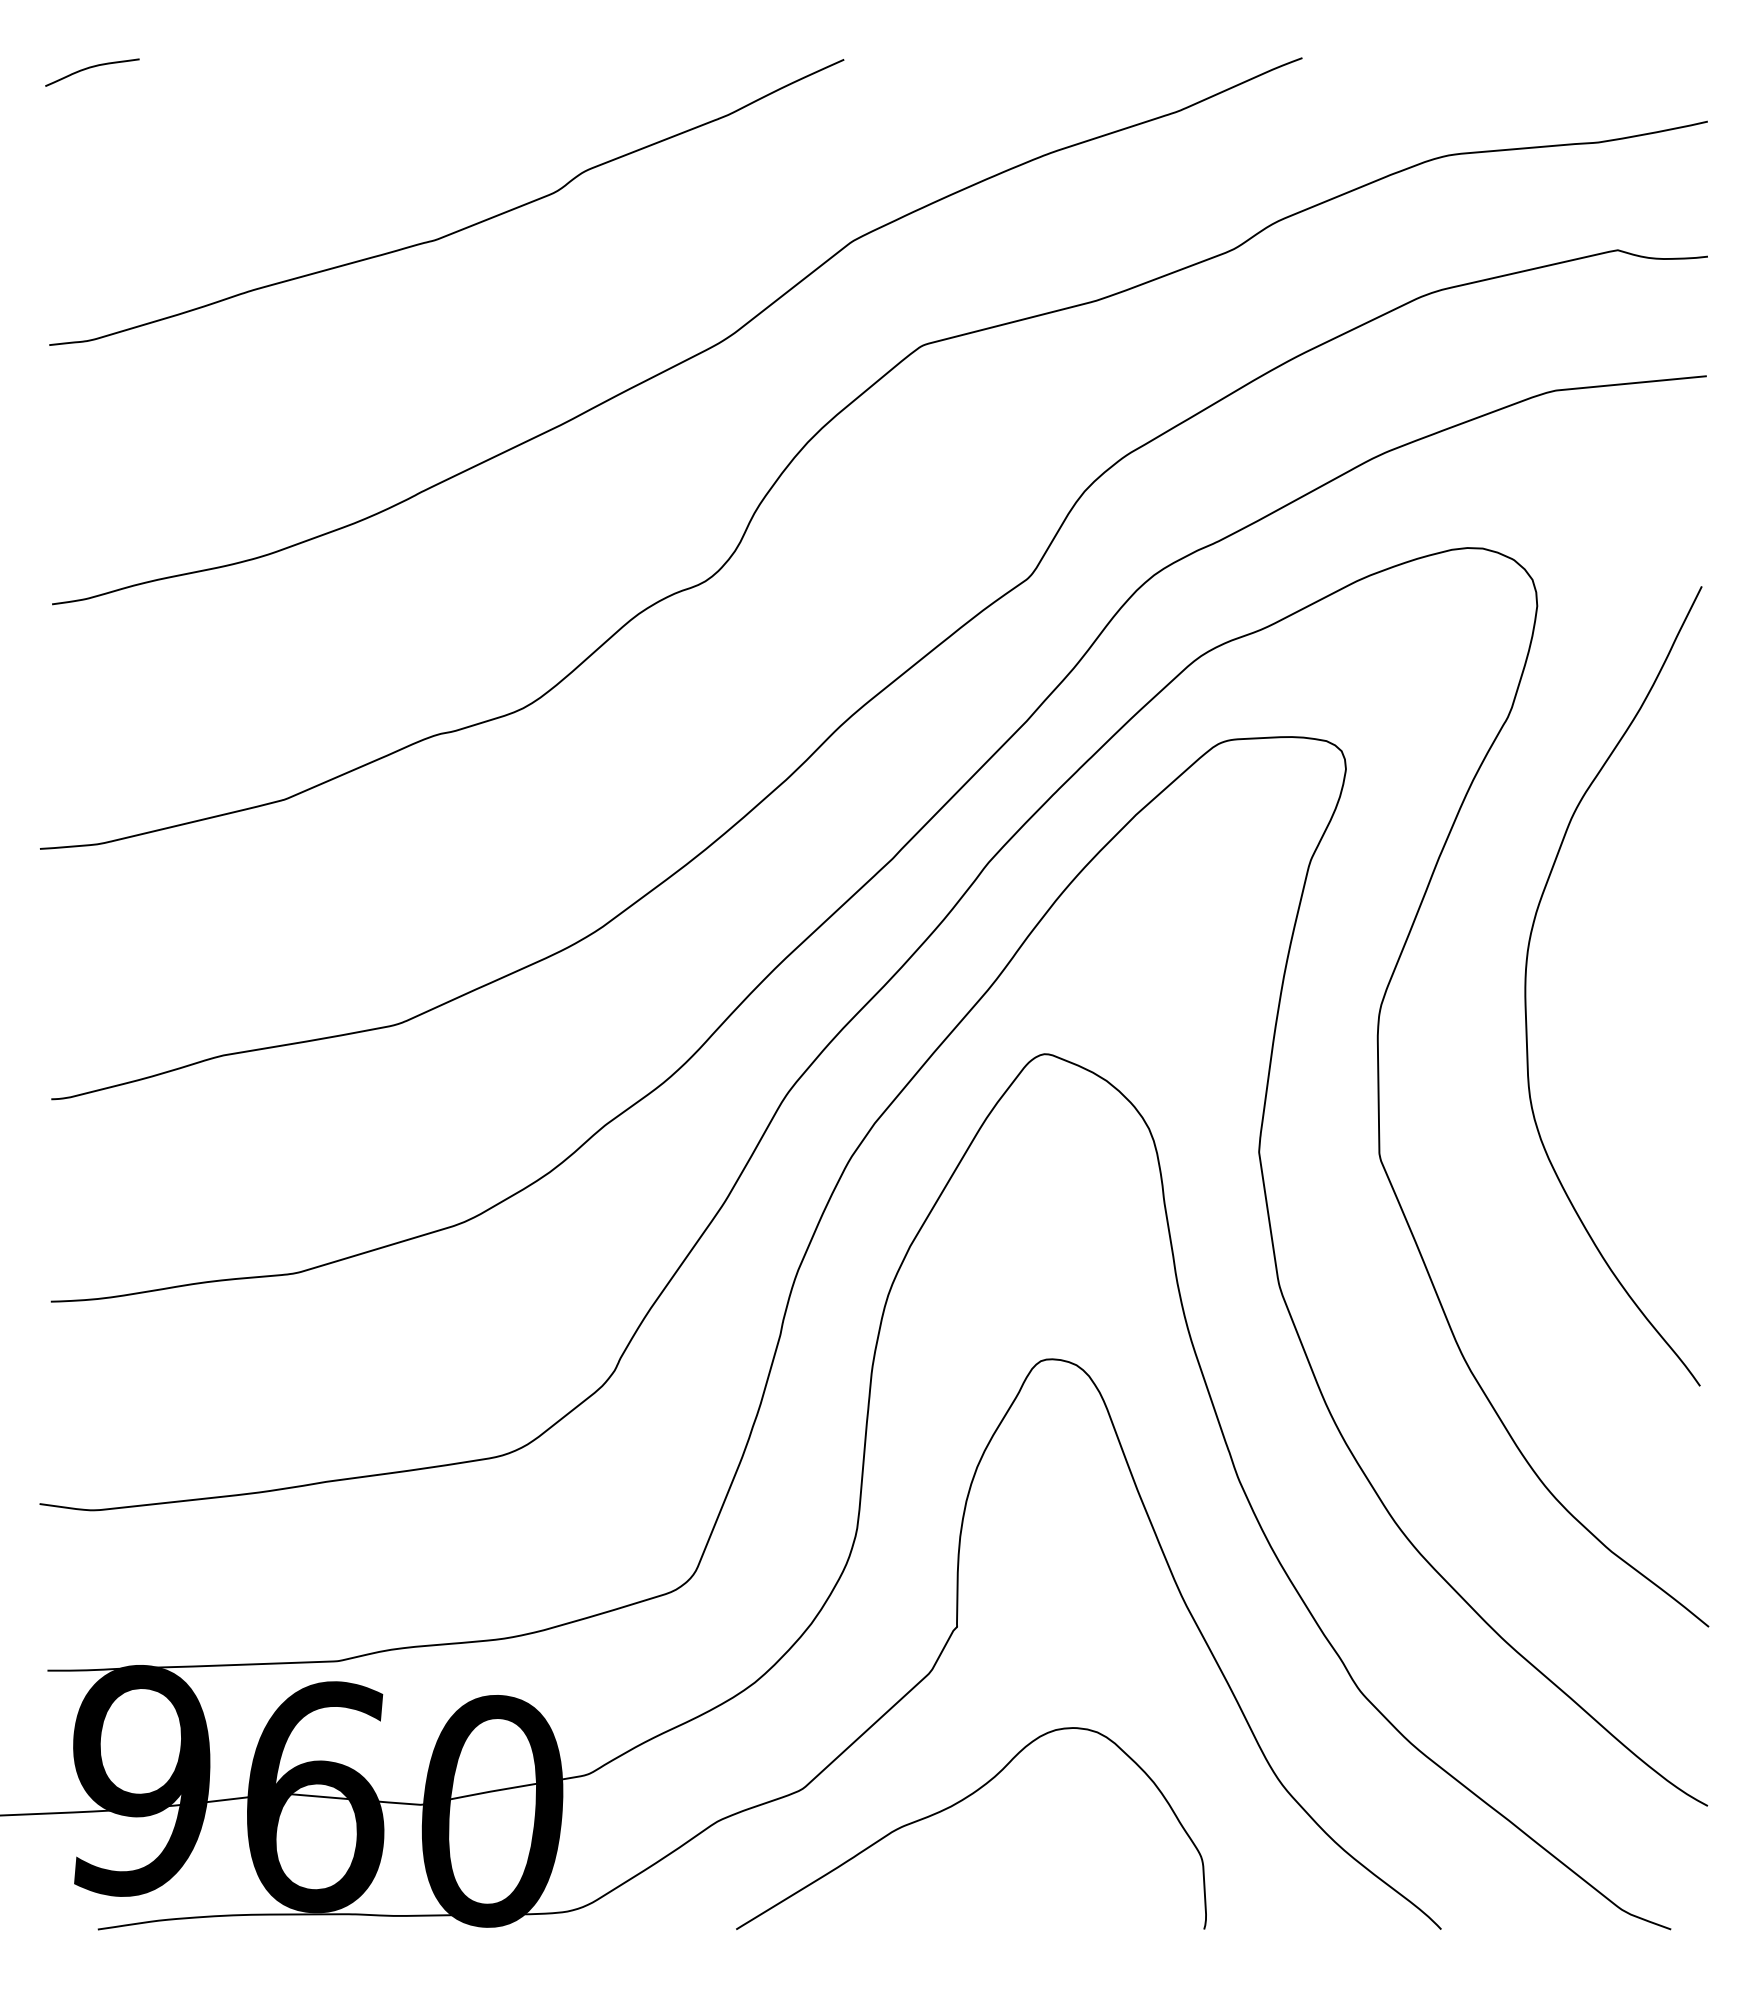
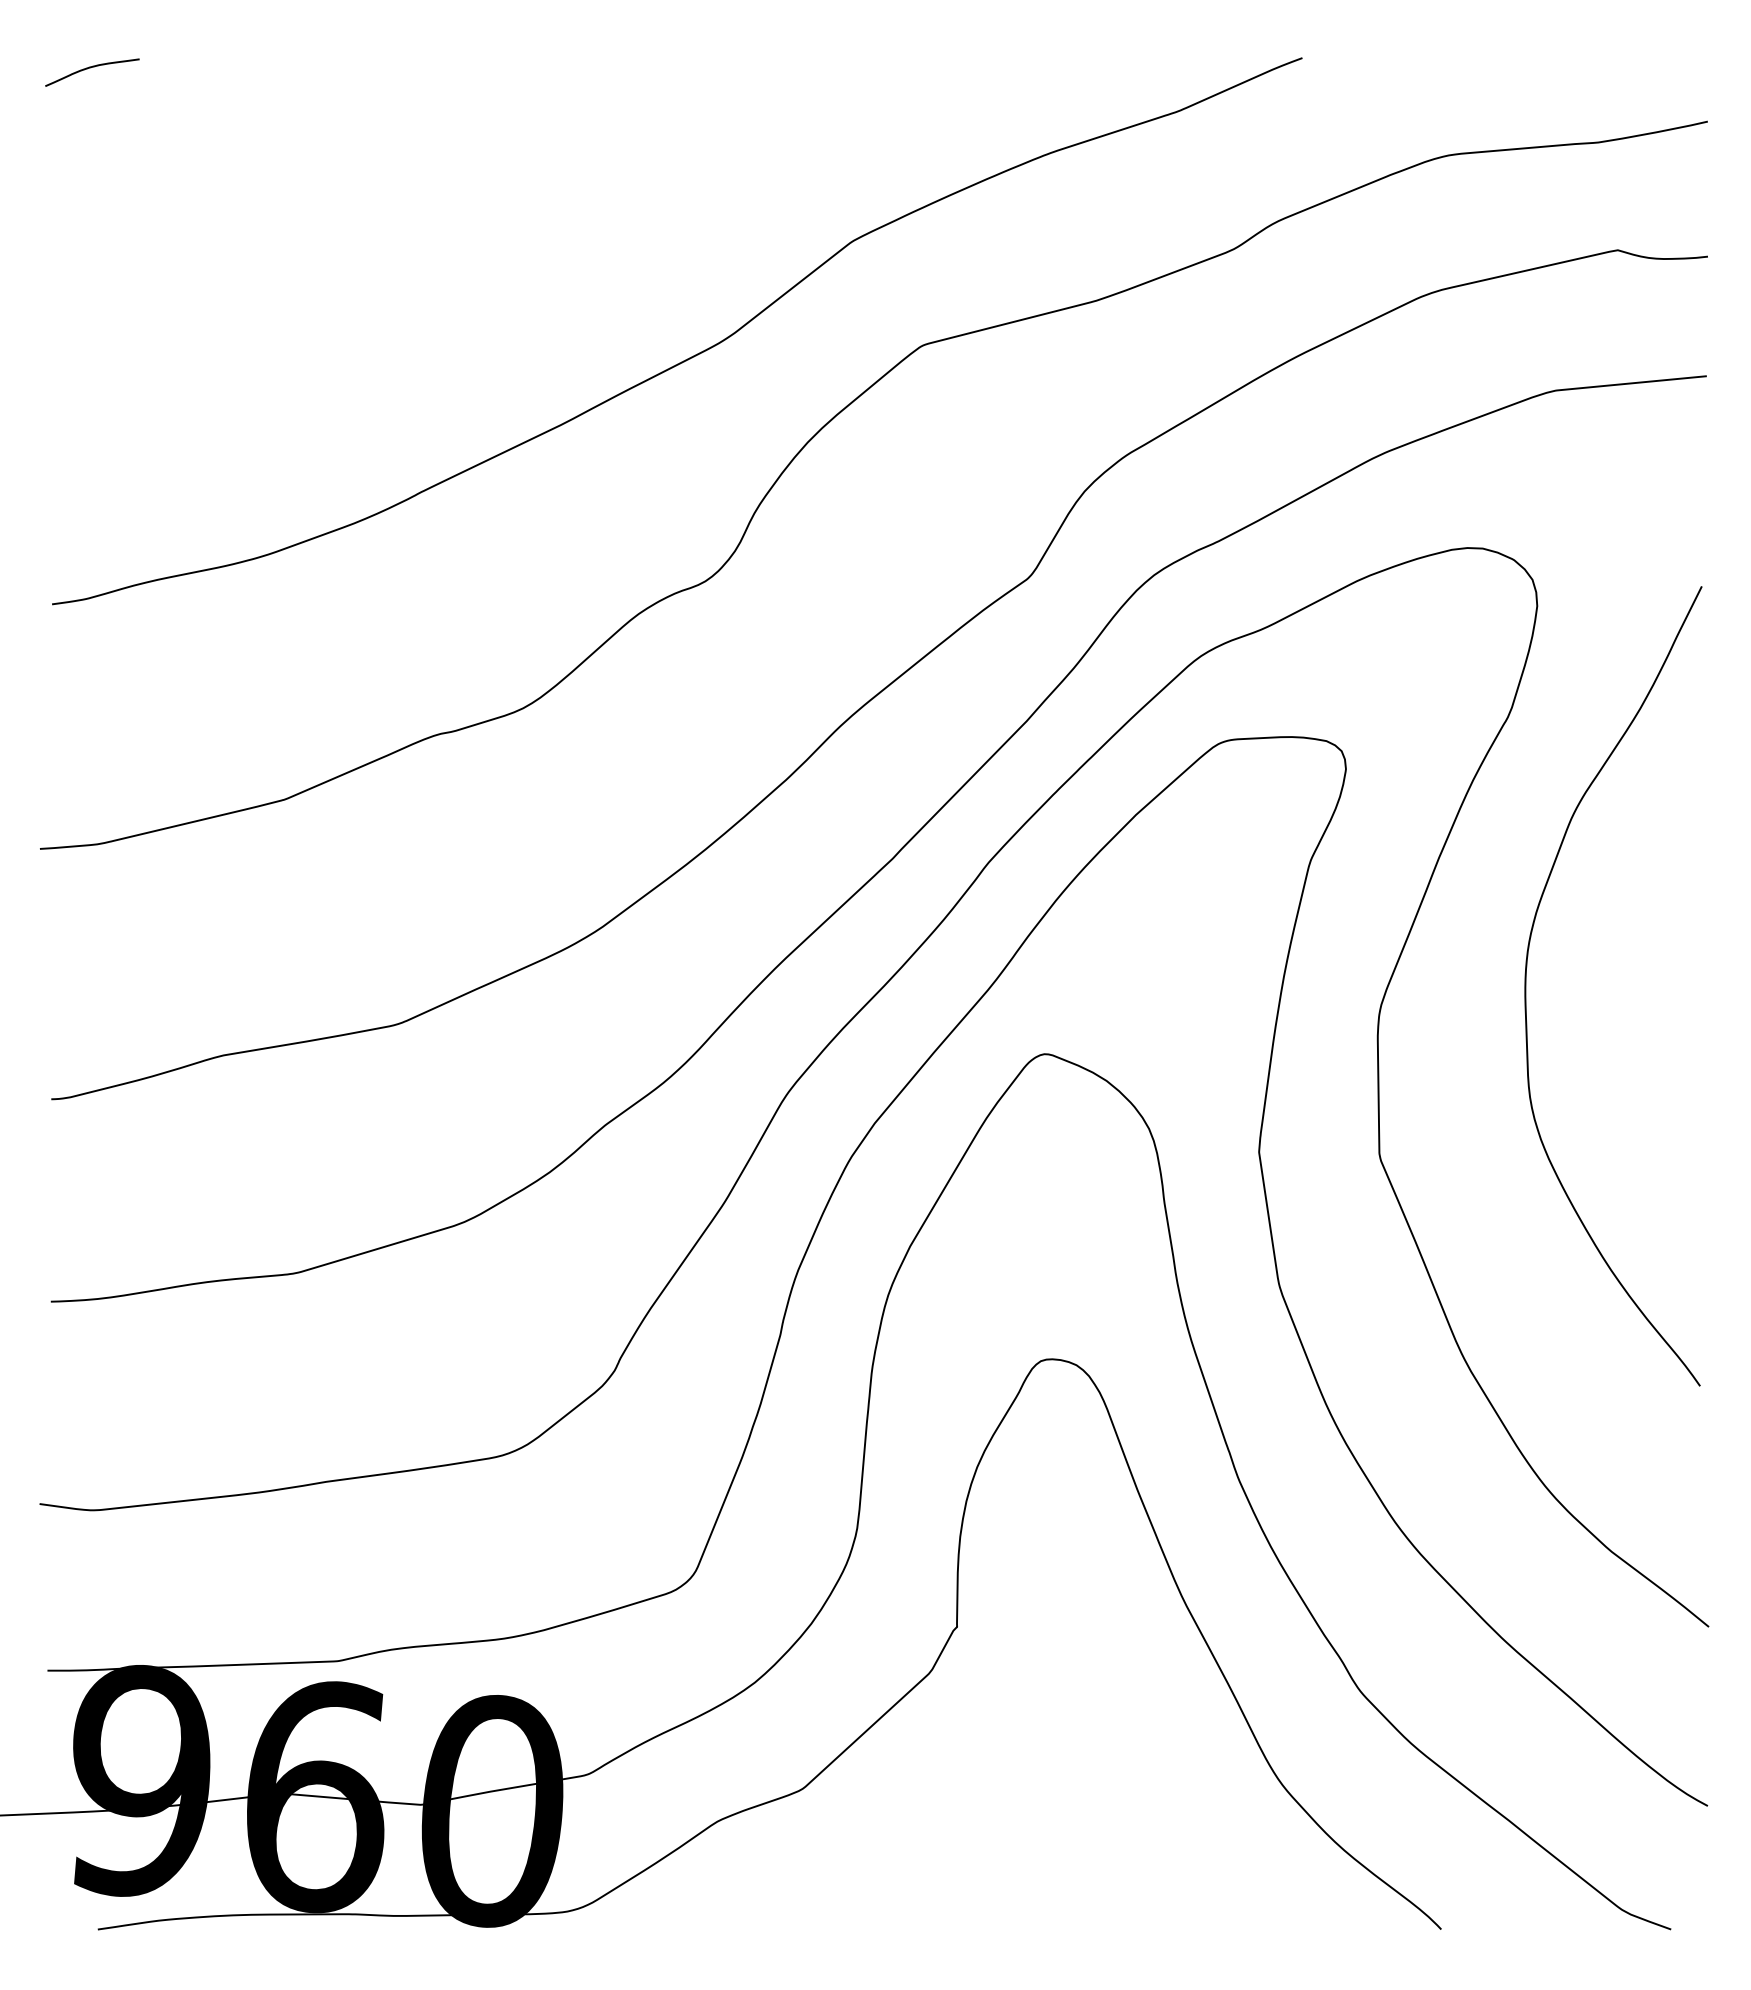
curve: present -> none (456, 230)
curve: present -> none (955, 1805)
